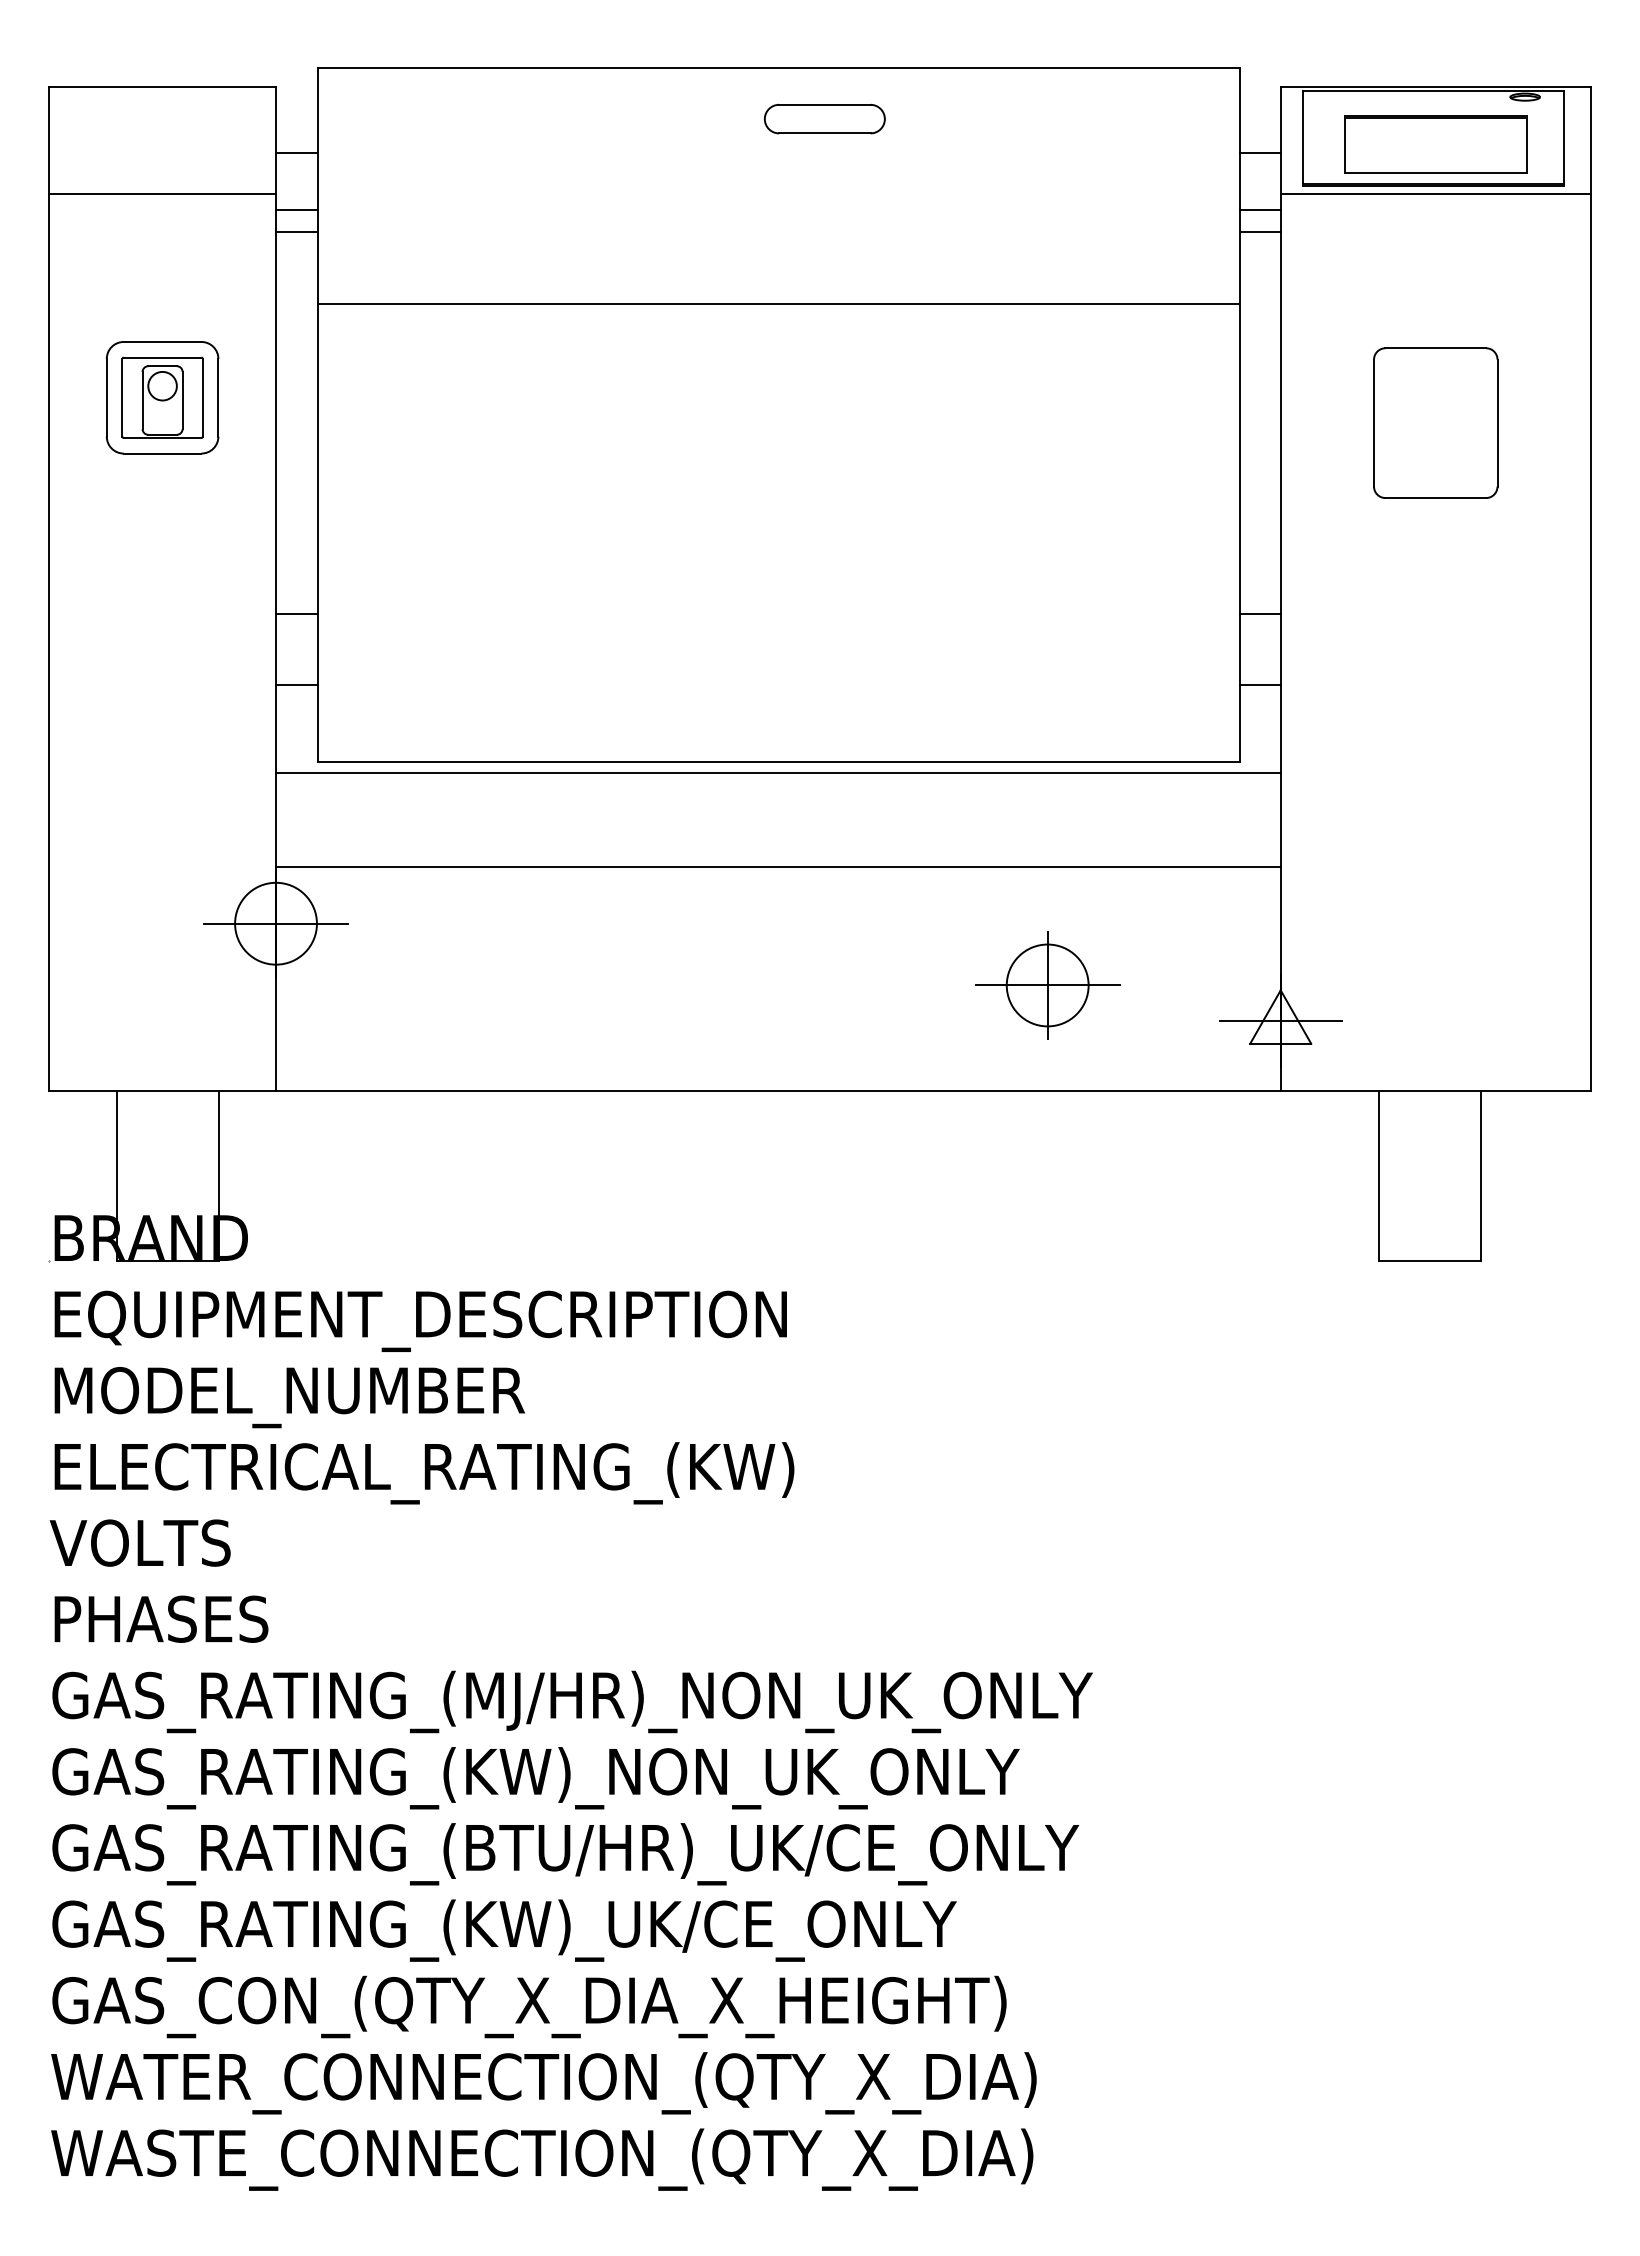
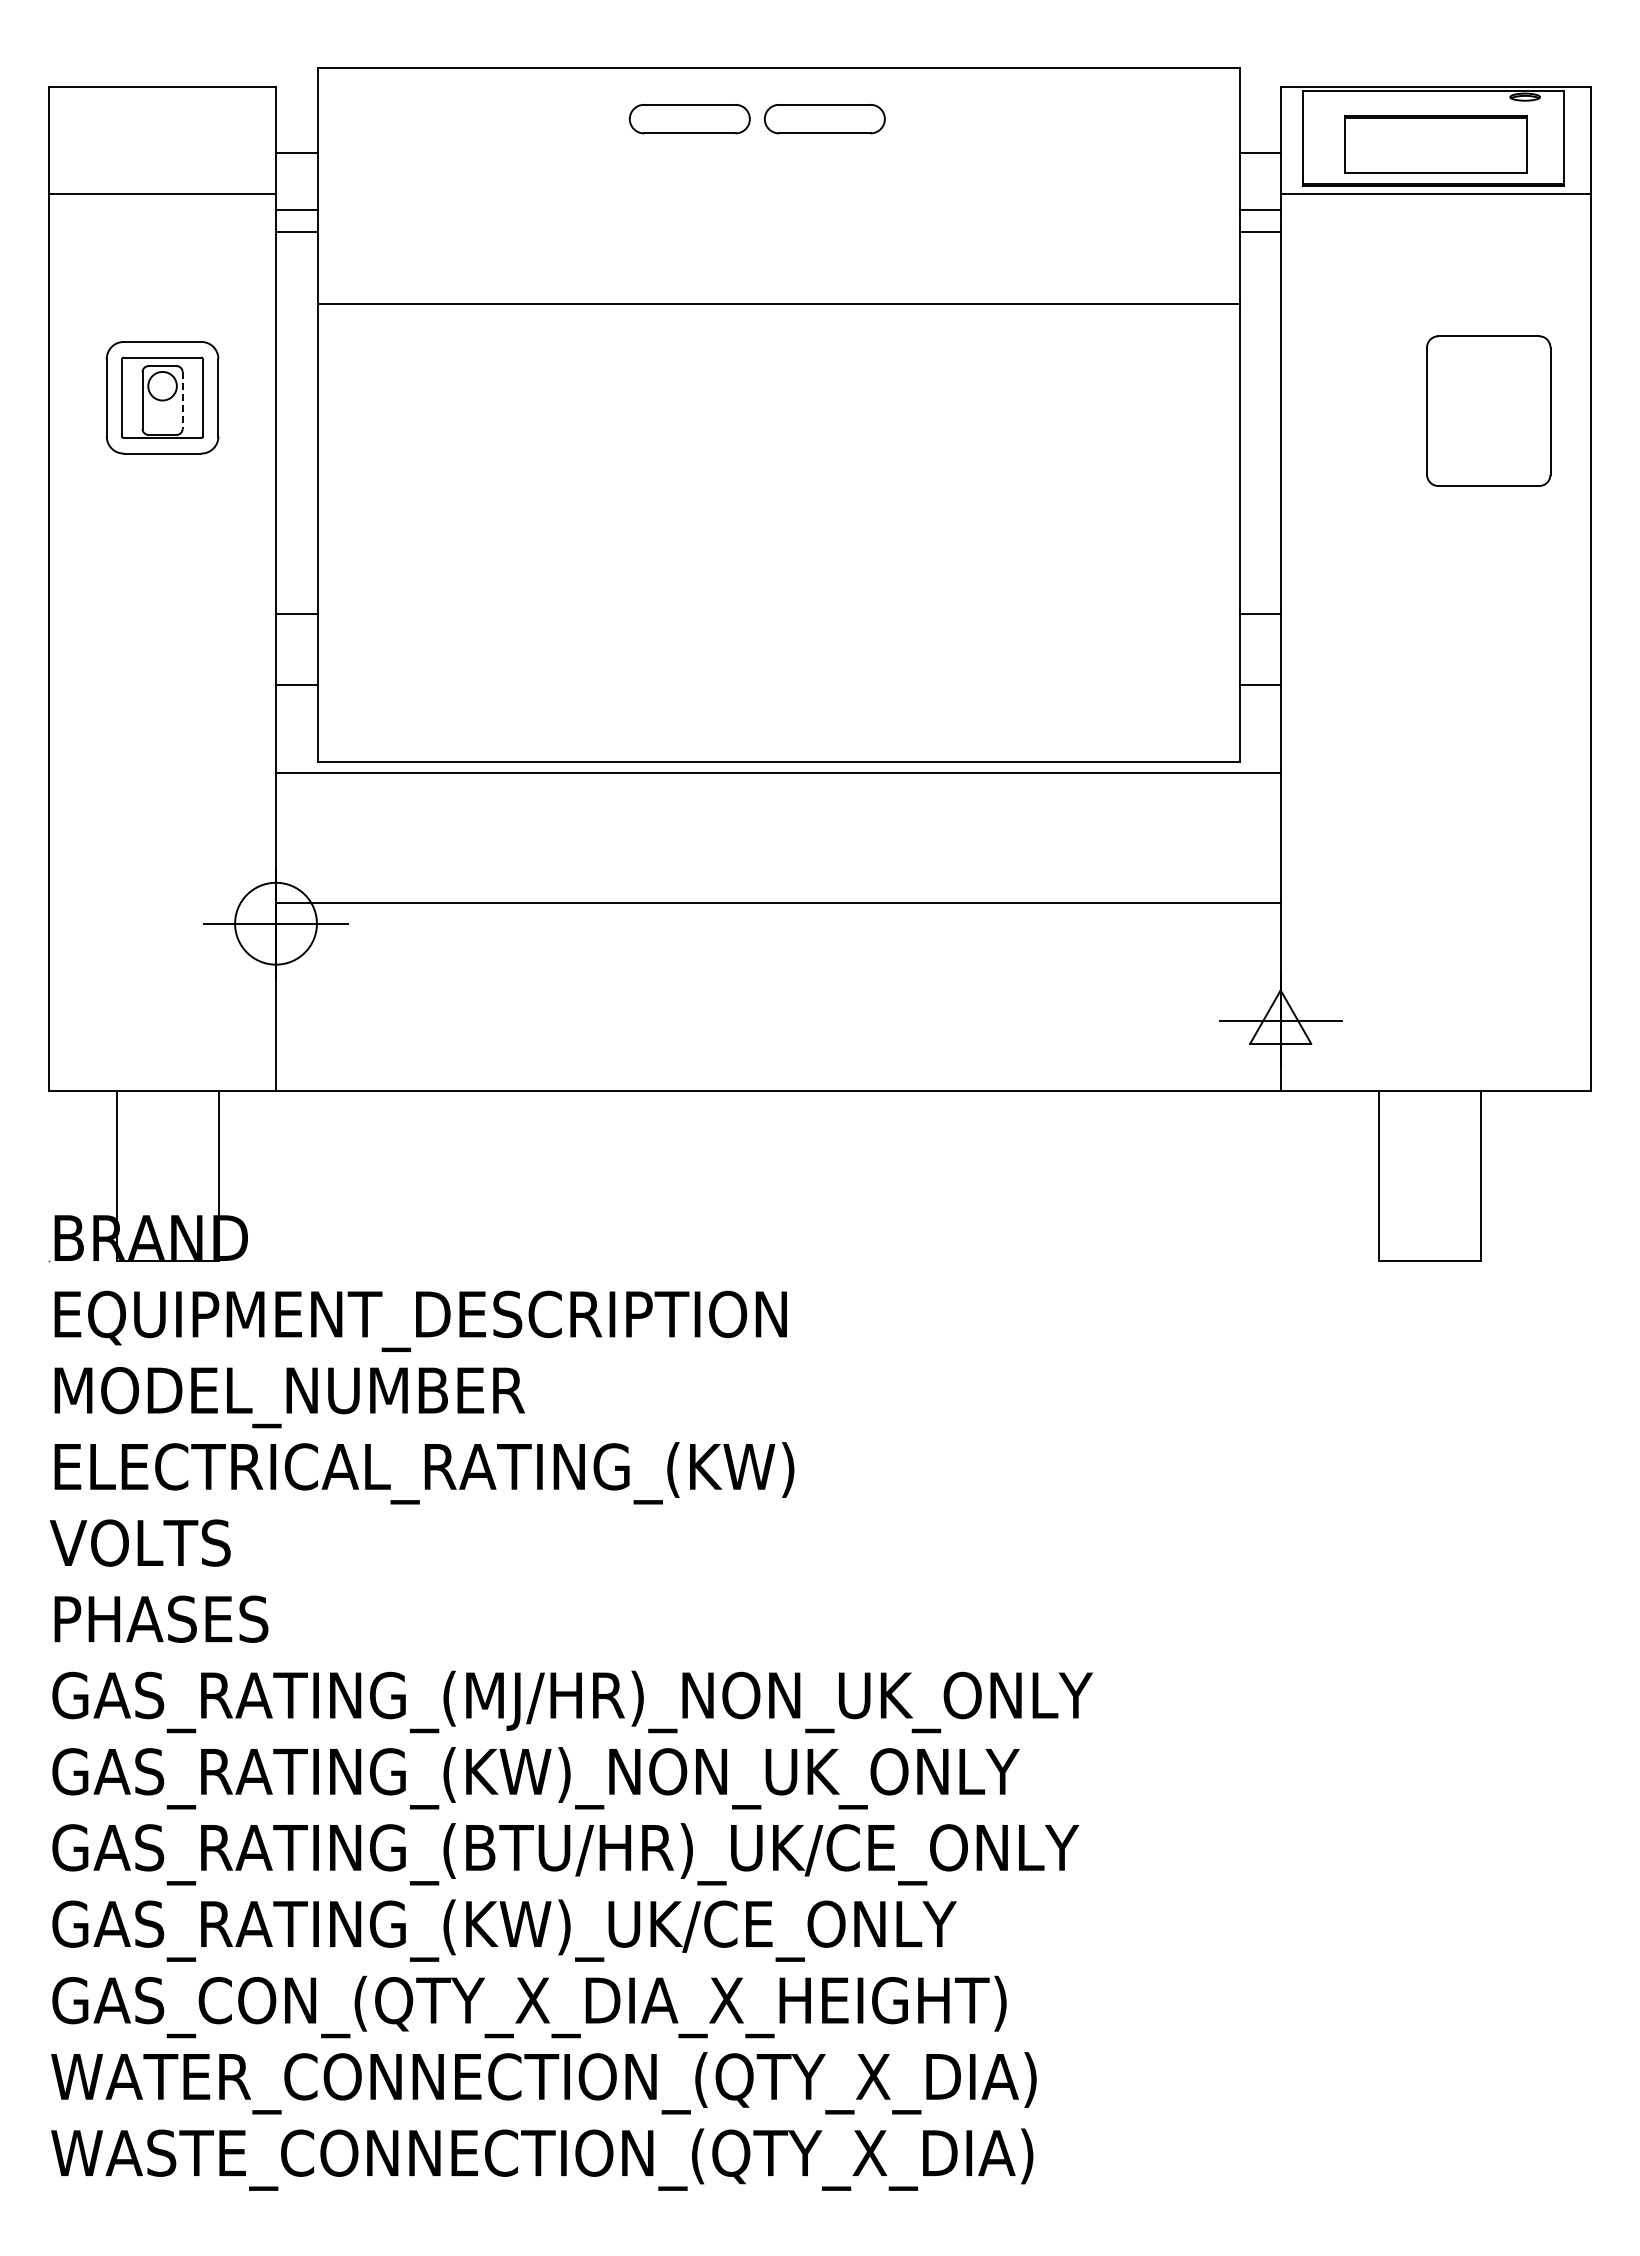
part: none -> present (689, 119)
line: solid -> dashed (182, 400)
part position: (1435, 422) -> (1488, 410) (1488, 410)
line position: (778, 866) -> (778, 902) (778, 902)
part: present -> none (1047, 985)
